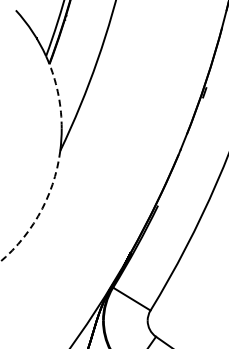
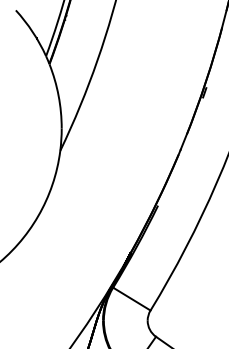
arc: dashed -> solid (58, 95)
arc: dashed -> solid (40, 212)
